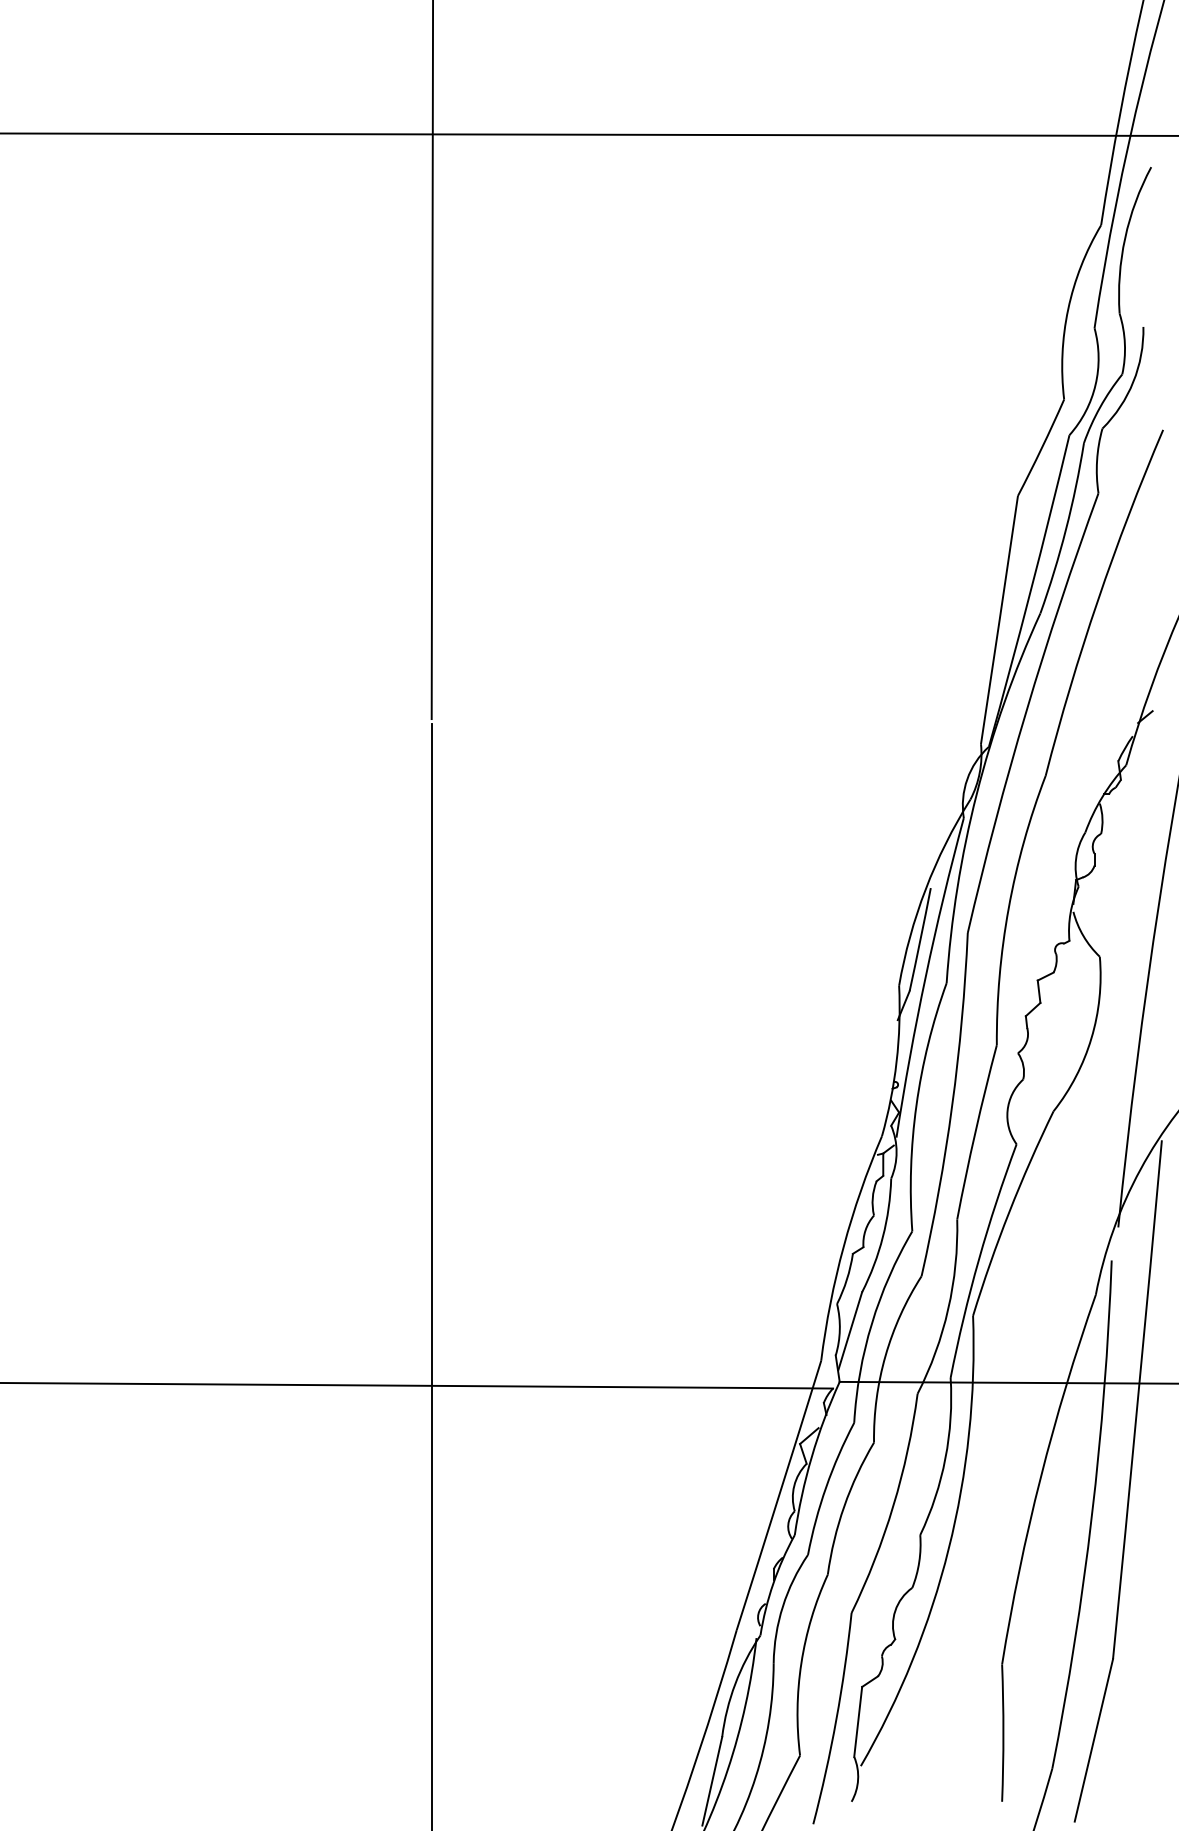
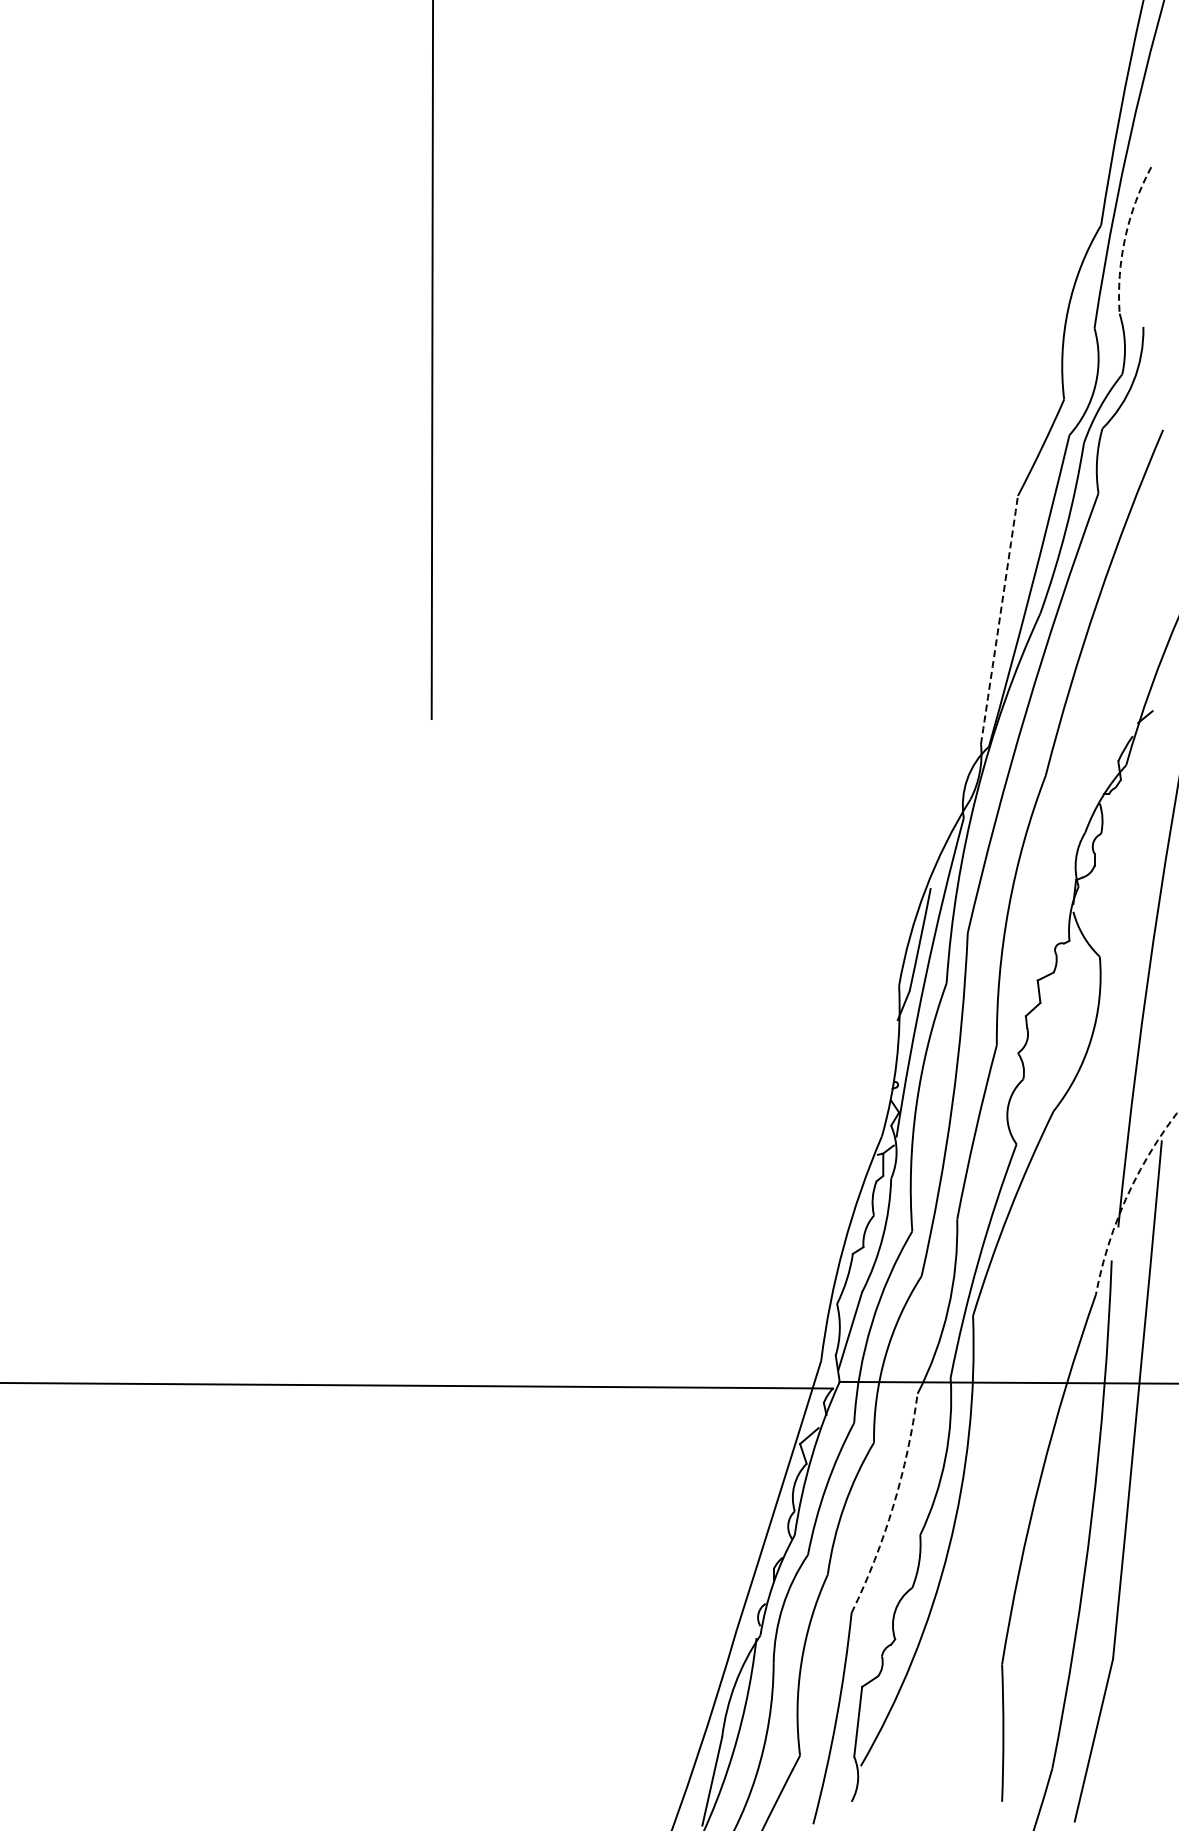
line: present -> none (588, 134)
arc: solid -> dashed (1125, 238)
arc: solid -> dashed (999, 620)
arc: solid -> dashed (1126, 1198)
line: present -> none (431, 1275)
arc: solid -> dashed (893, 1506)
